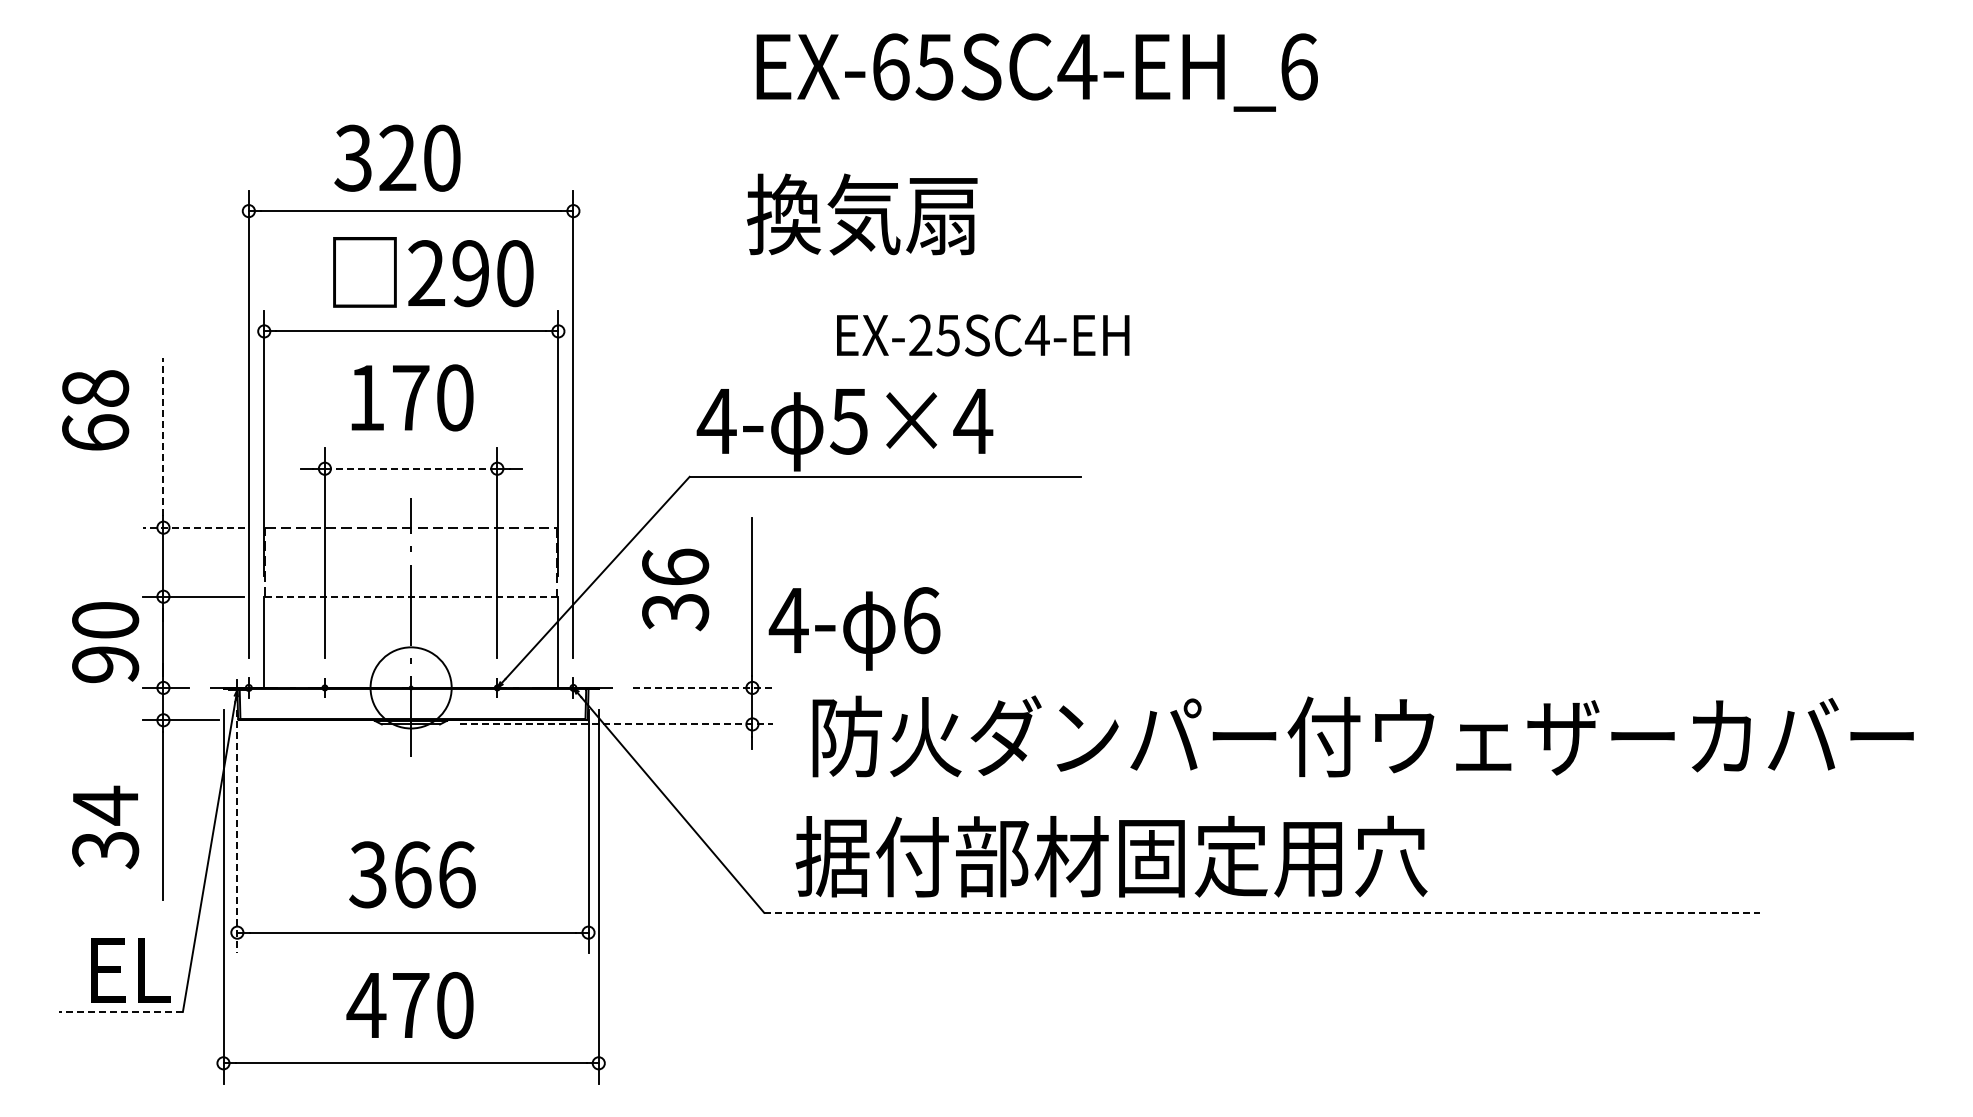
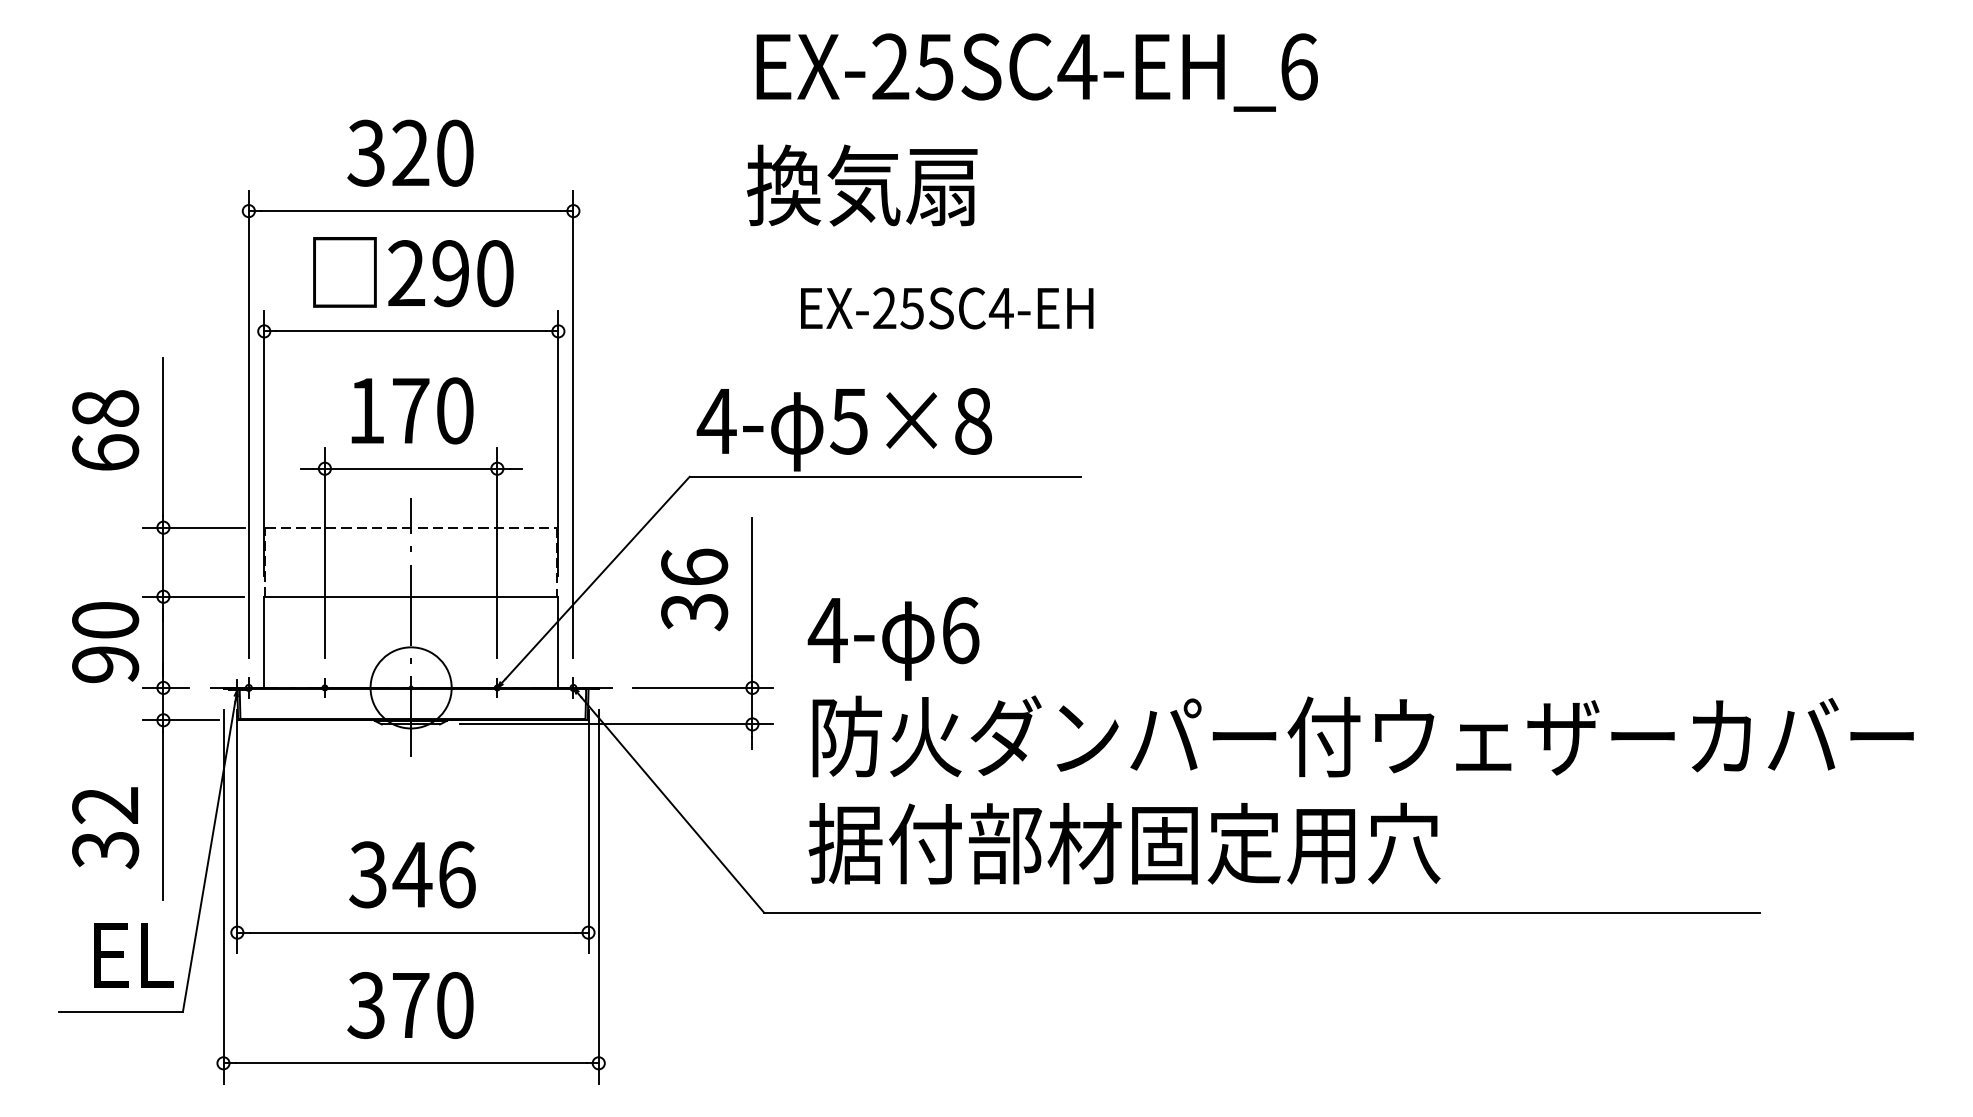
text: EX-65SC4-EH_6 -> EX-25SC4-EH_6 (890, 66)
text position: (397, 157) -> (410, 152) (410, 152)
text position: (862, 214) -> (862, 185) (862, 185)
text position: (433, 272) -> (413, 272) (413, 272)
text position: (983, 335) -> (947, 308) (947, 308)
text position: (412, 397) -> (412, 410) (412, 410)
text position: (95, 410) -> (105, 430) (105, 430)
text: 5×4 -> 5×8 (973, 421)
line: dashed -> solid (163, 436)
line: dashed -> solid (411, 468)
line: dashed -> solid (194, 527)
text position: (675, 589) -> (694, 589) (694, 589)
line: dashed -> solid (410, 596)
text position: (854, 628) -> (893, 638) (893, 638)
line: dashed -> solid (702, 687)
line: dashed -> solid (617, 724)
text: 34 -> 32 (105, 805)
line: dashed -> solid (237, 832)
text position: (1111, 856) -> (1124, 843) (1124, 843)
text: 366 -> 346 (412, 874)
line: dashed -> solid (1262, 912)
text position: (130, 970) -> (133, 955) (133, 955)
text: 470 -> 370 (366, 1005)
line: dashed -> solid (121, 1011)
